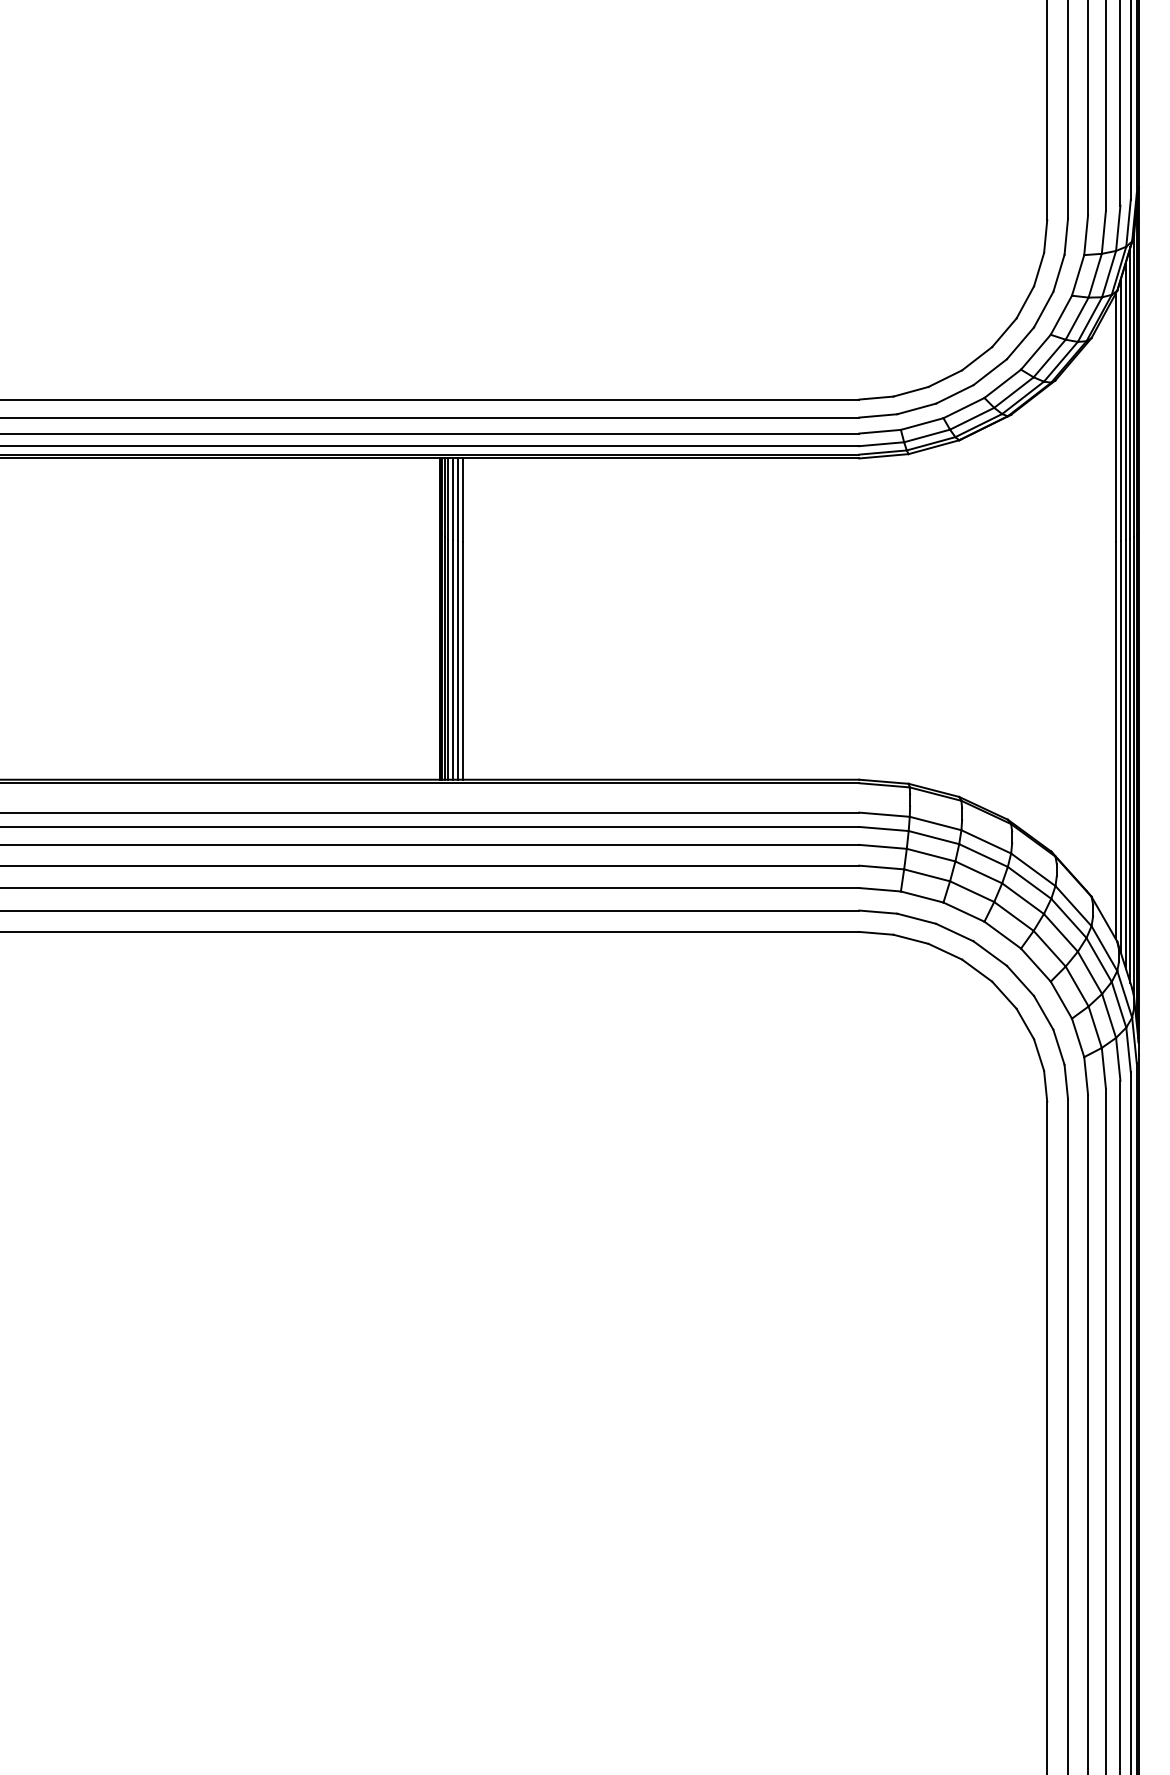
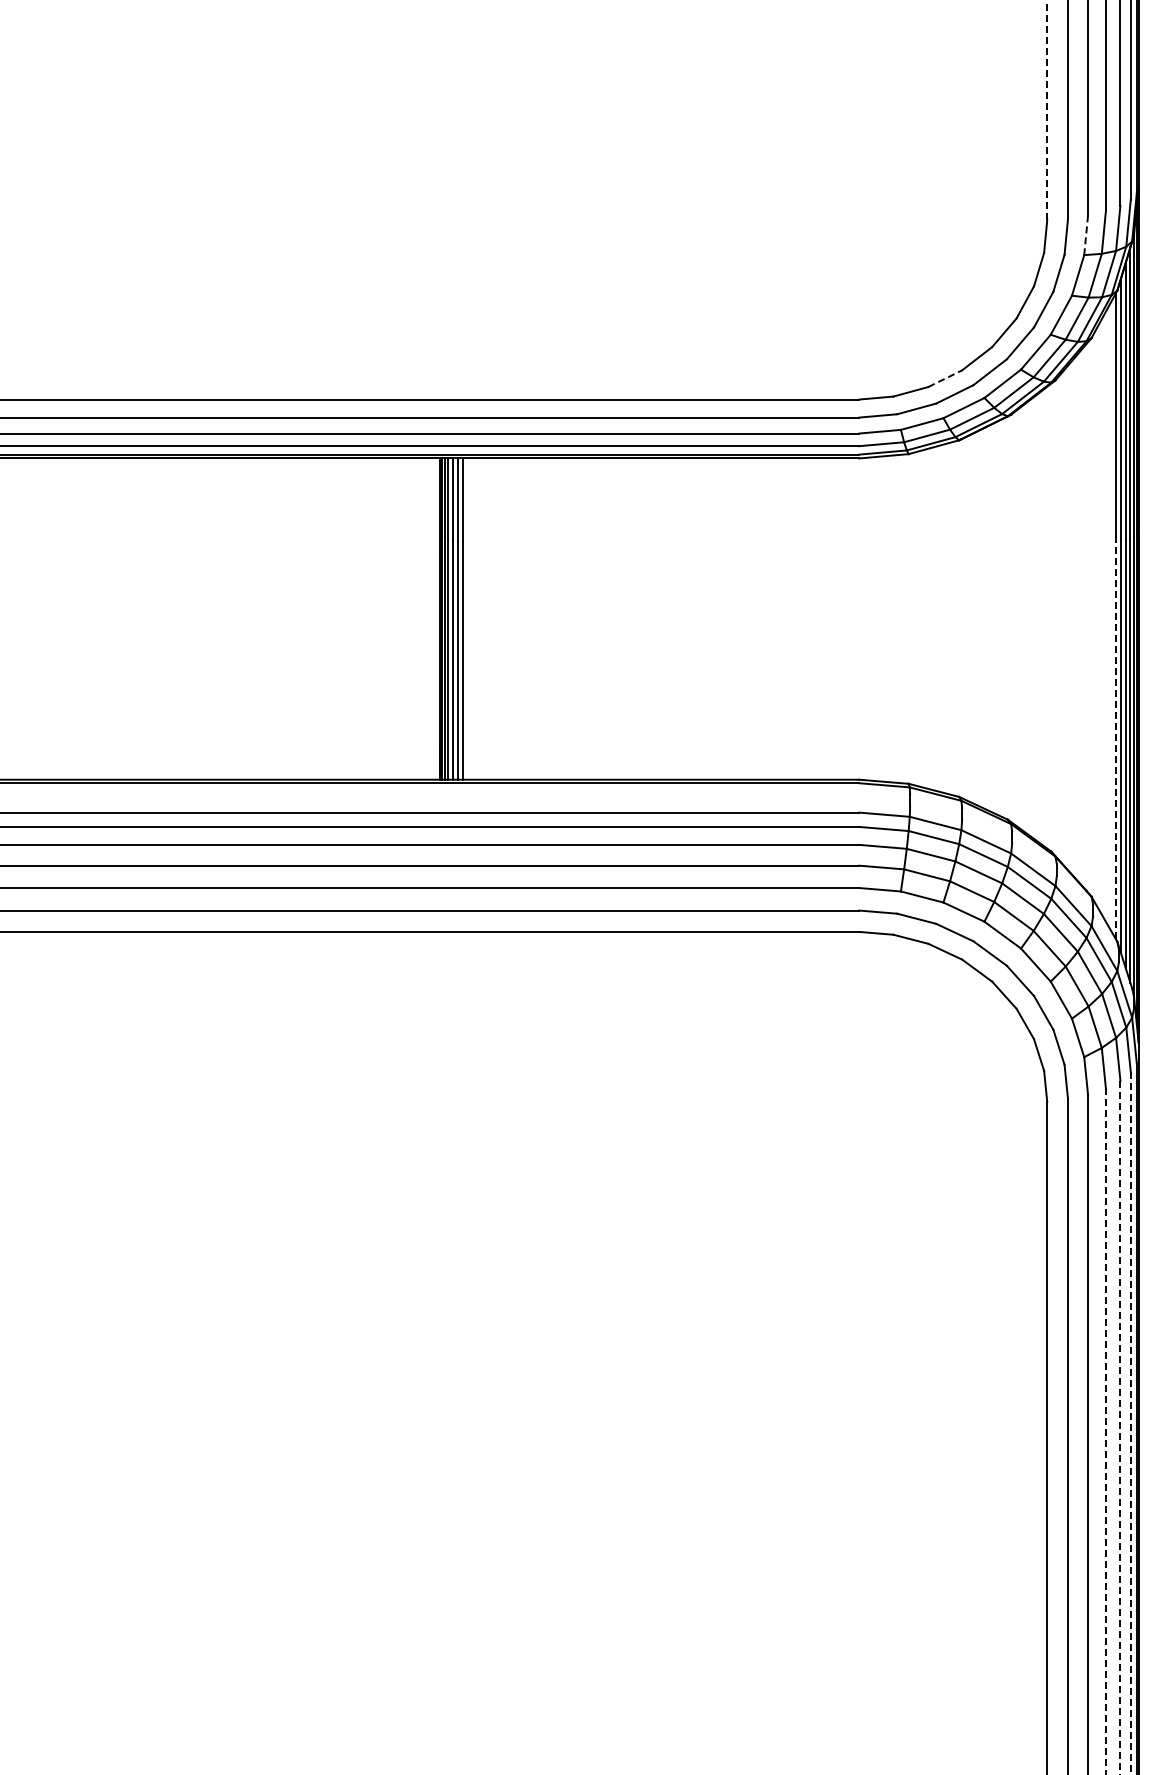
line: solid -> dashed (1047, 110)
line: solid -> dashed (1086, 235)
line: solid -> dashed (945, 378)
line: solid -> dashed (1115, 740)
line: solid -> dashed (1130, 1423)
line: solid -> dashed (1120, 1427)
line: solid -> dashed (1105, 1431)
